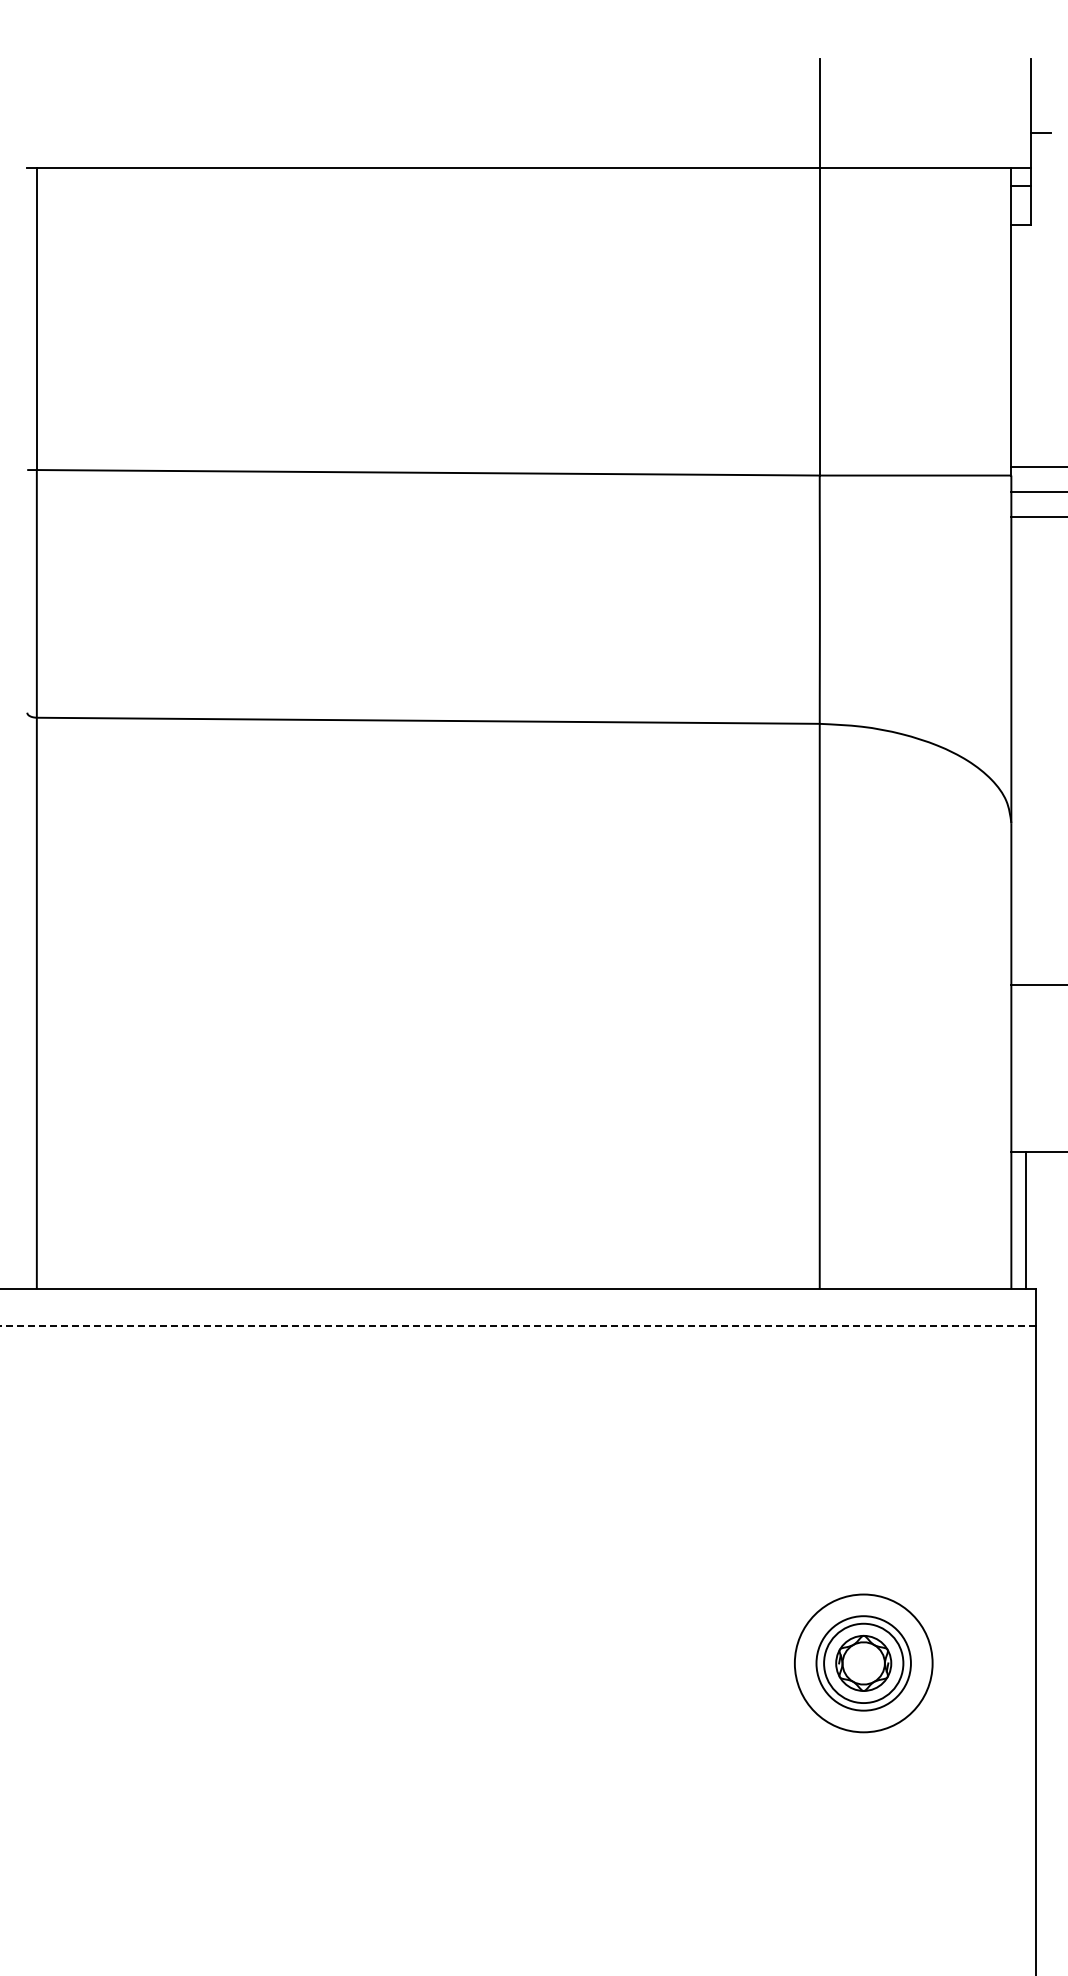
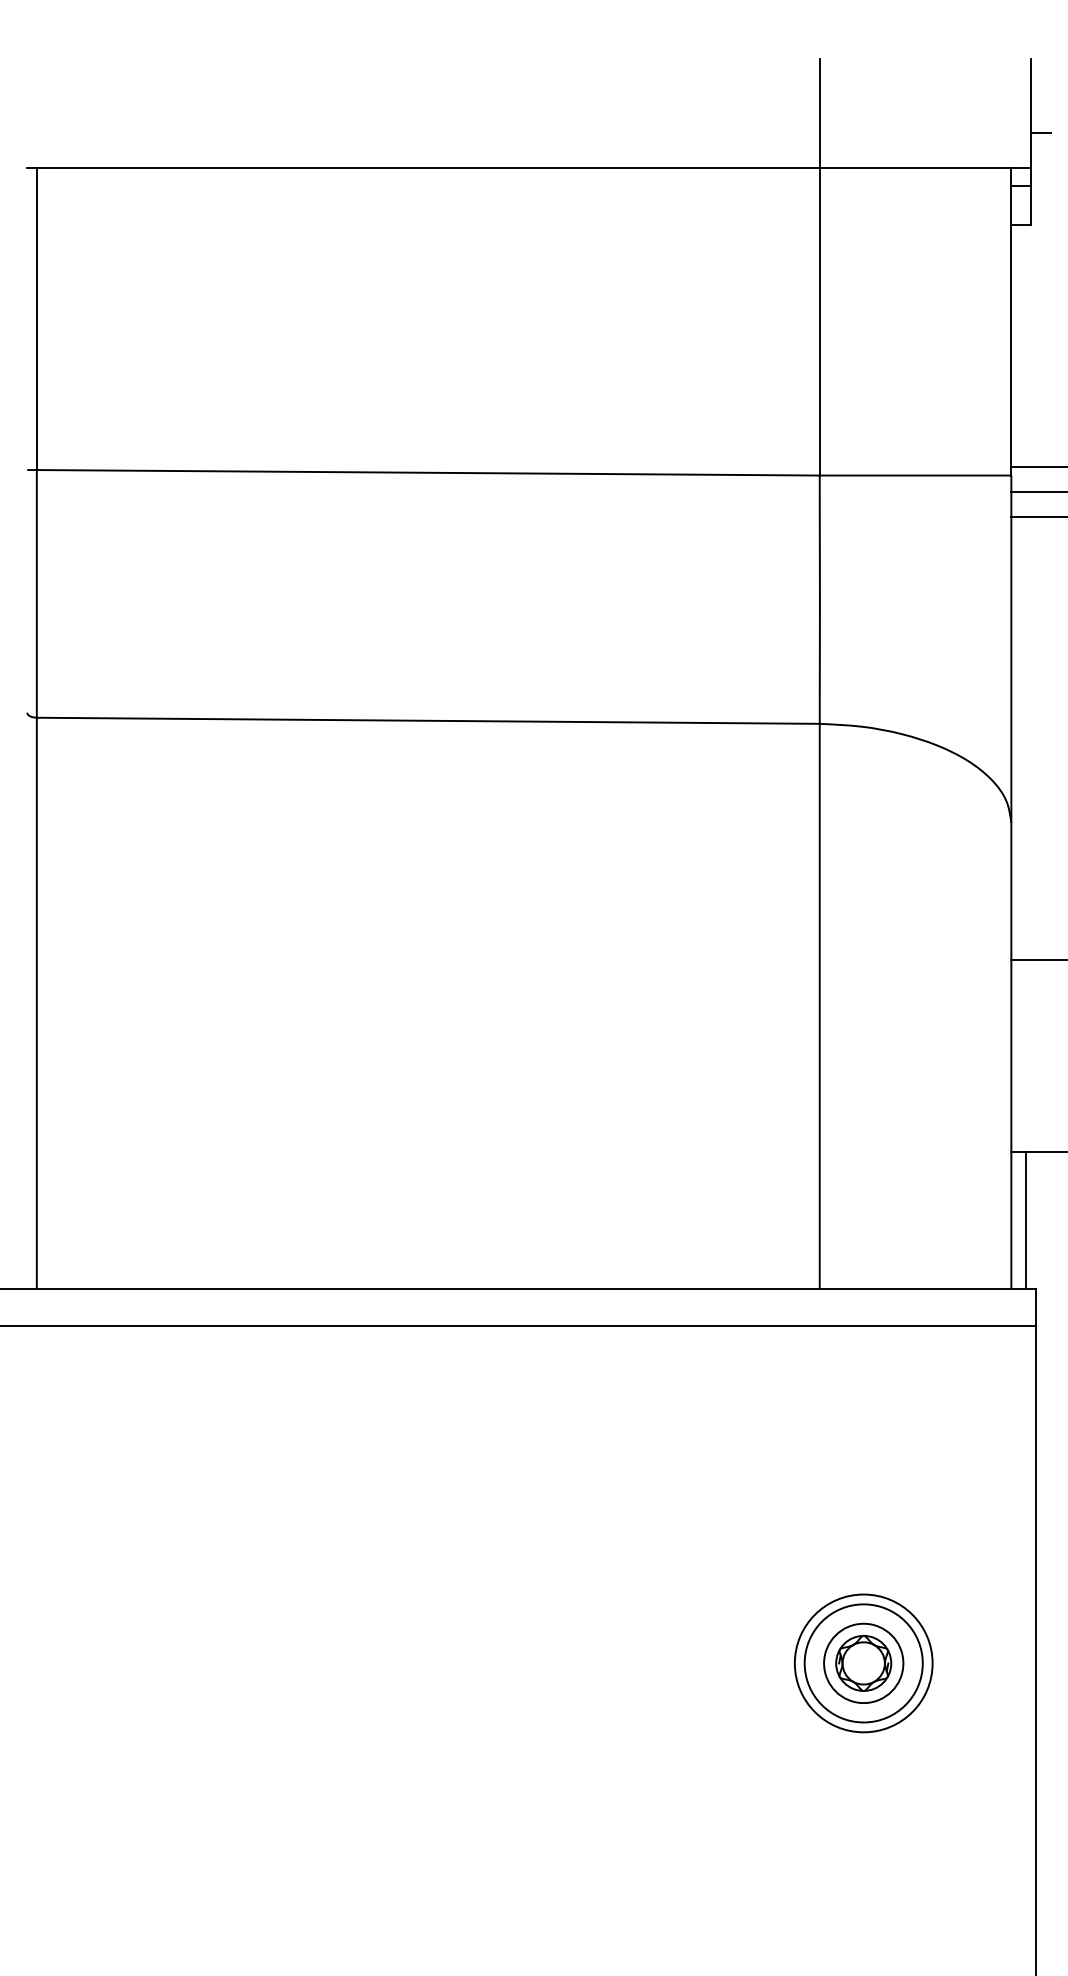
line position: (1037, 984) -> (1037, 959) (1037, 959)
line: dashed -> solid (518, 1326)
circle diameter: 94 px -> 118 px (863, 1663)
